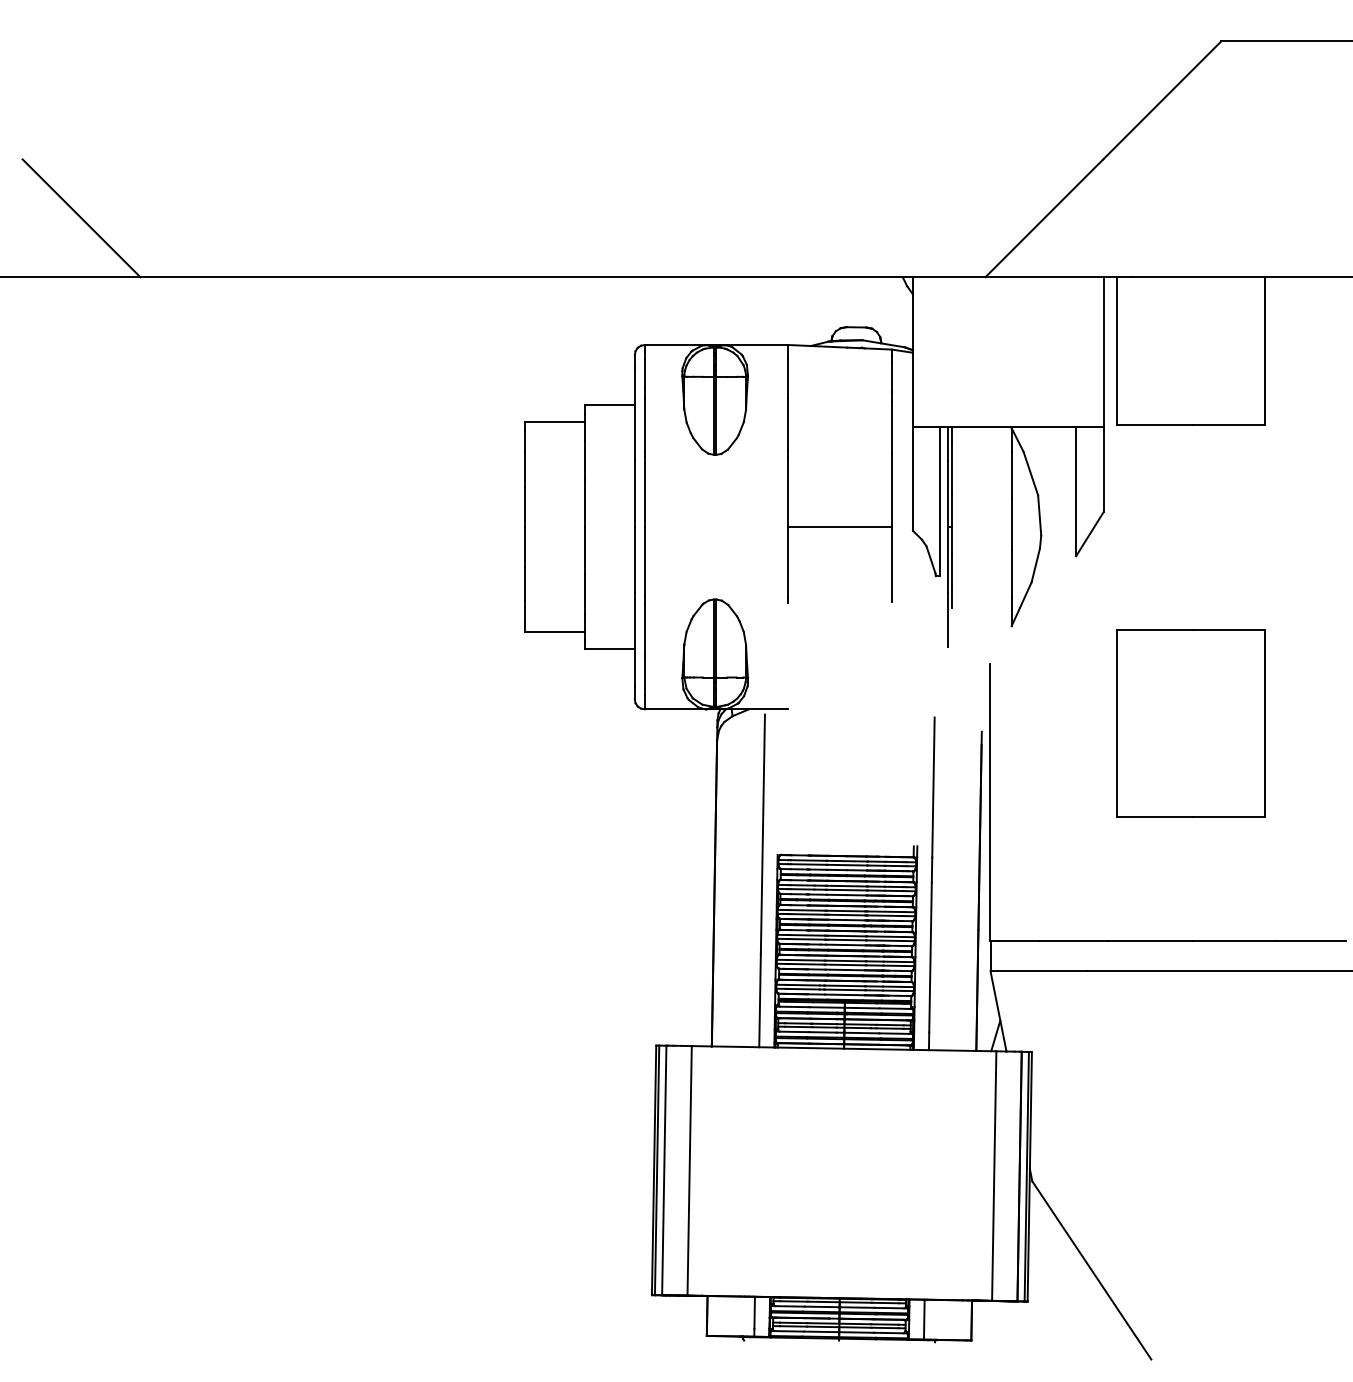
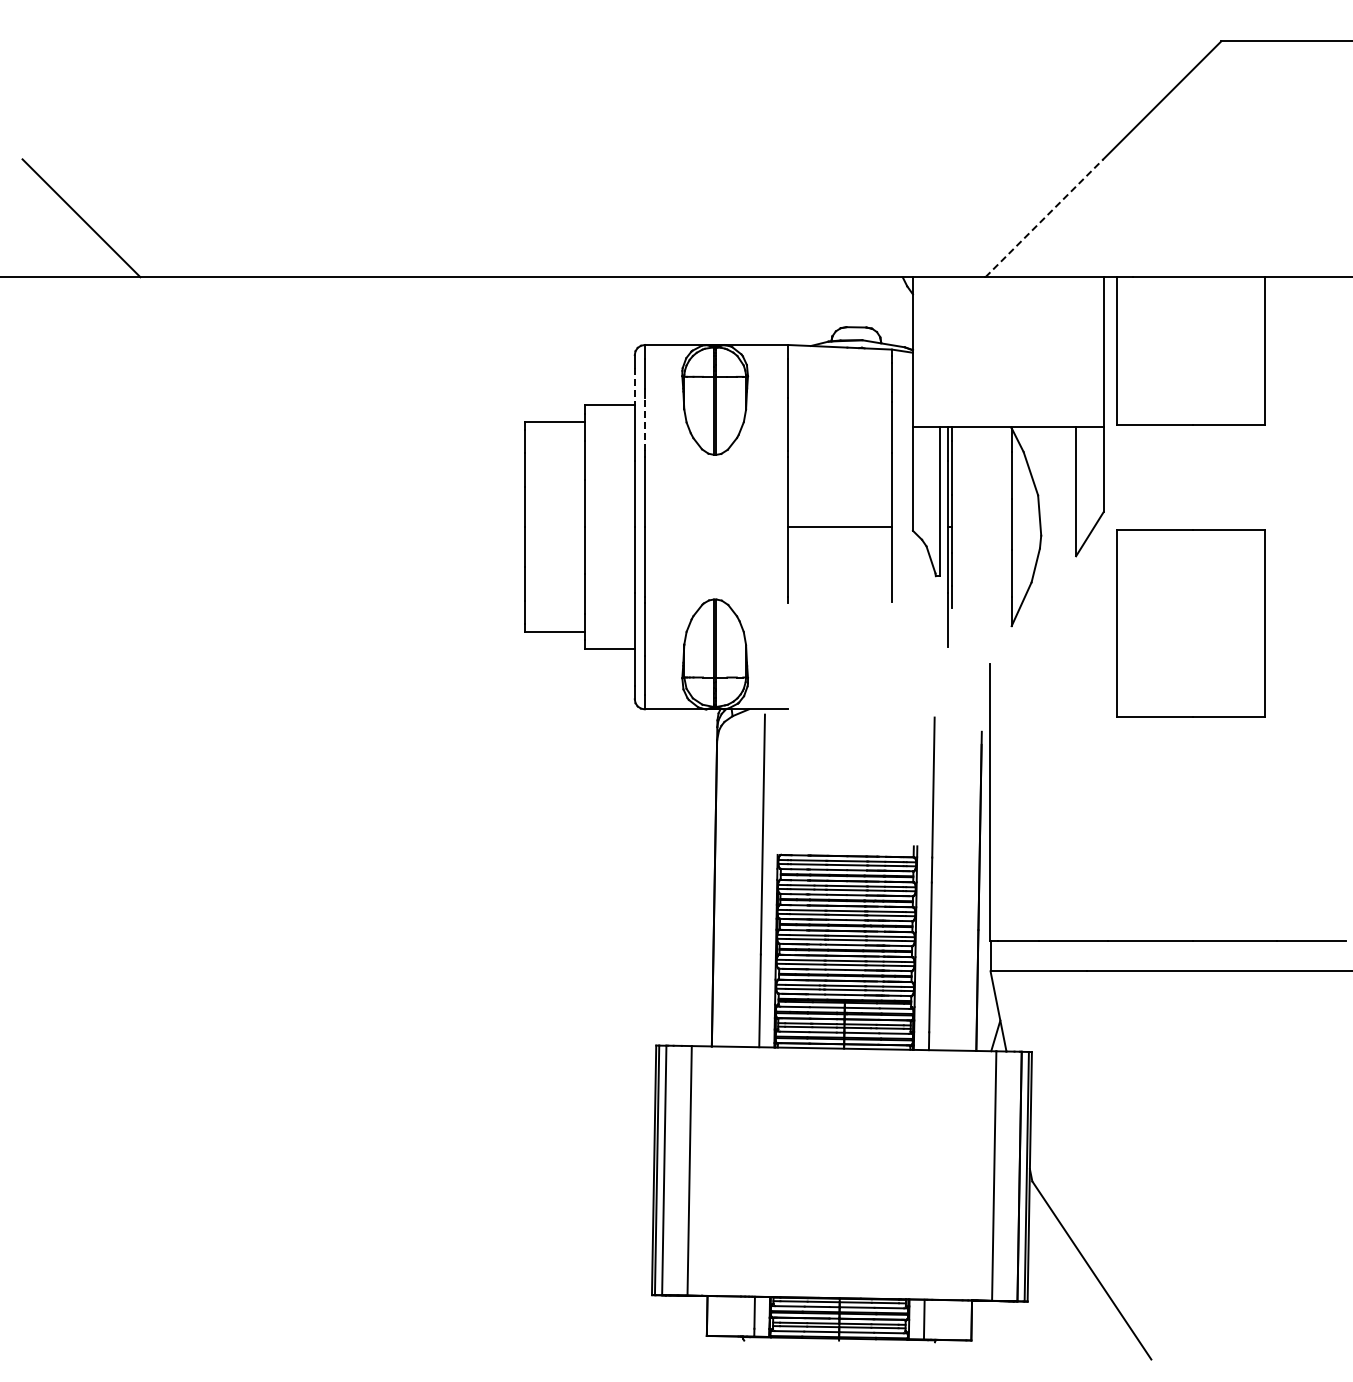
line: solid -> dashed (1044, 217)
line: solid -> dashed (634, 386)
line: solid -> dashed (644, 424)
part position: (1190, 723) -> (1190, 623) (1190, 623)
